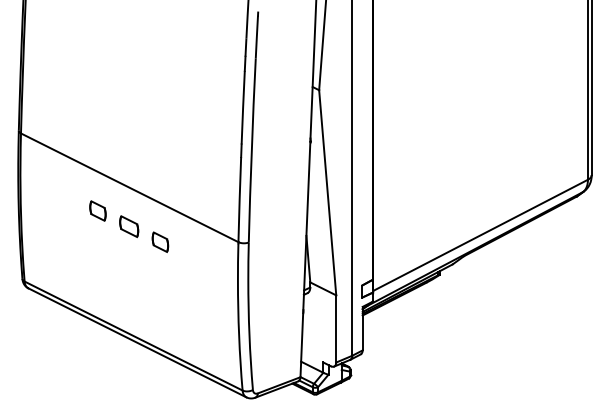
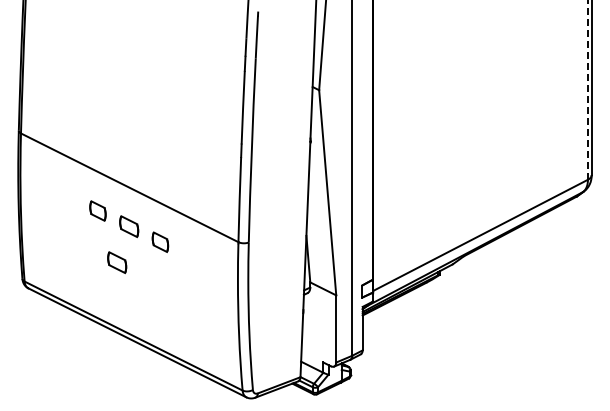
line: solid -> dashed (587, 89)
part: none -> present (117, 262)
